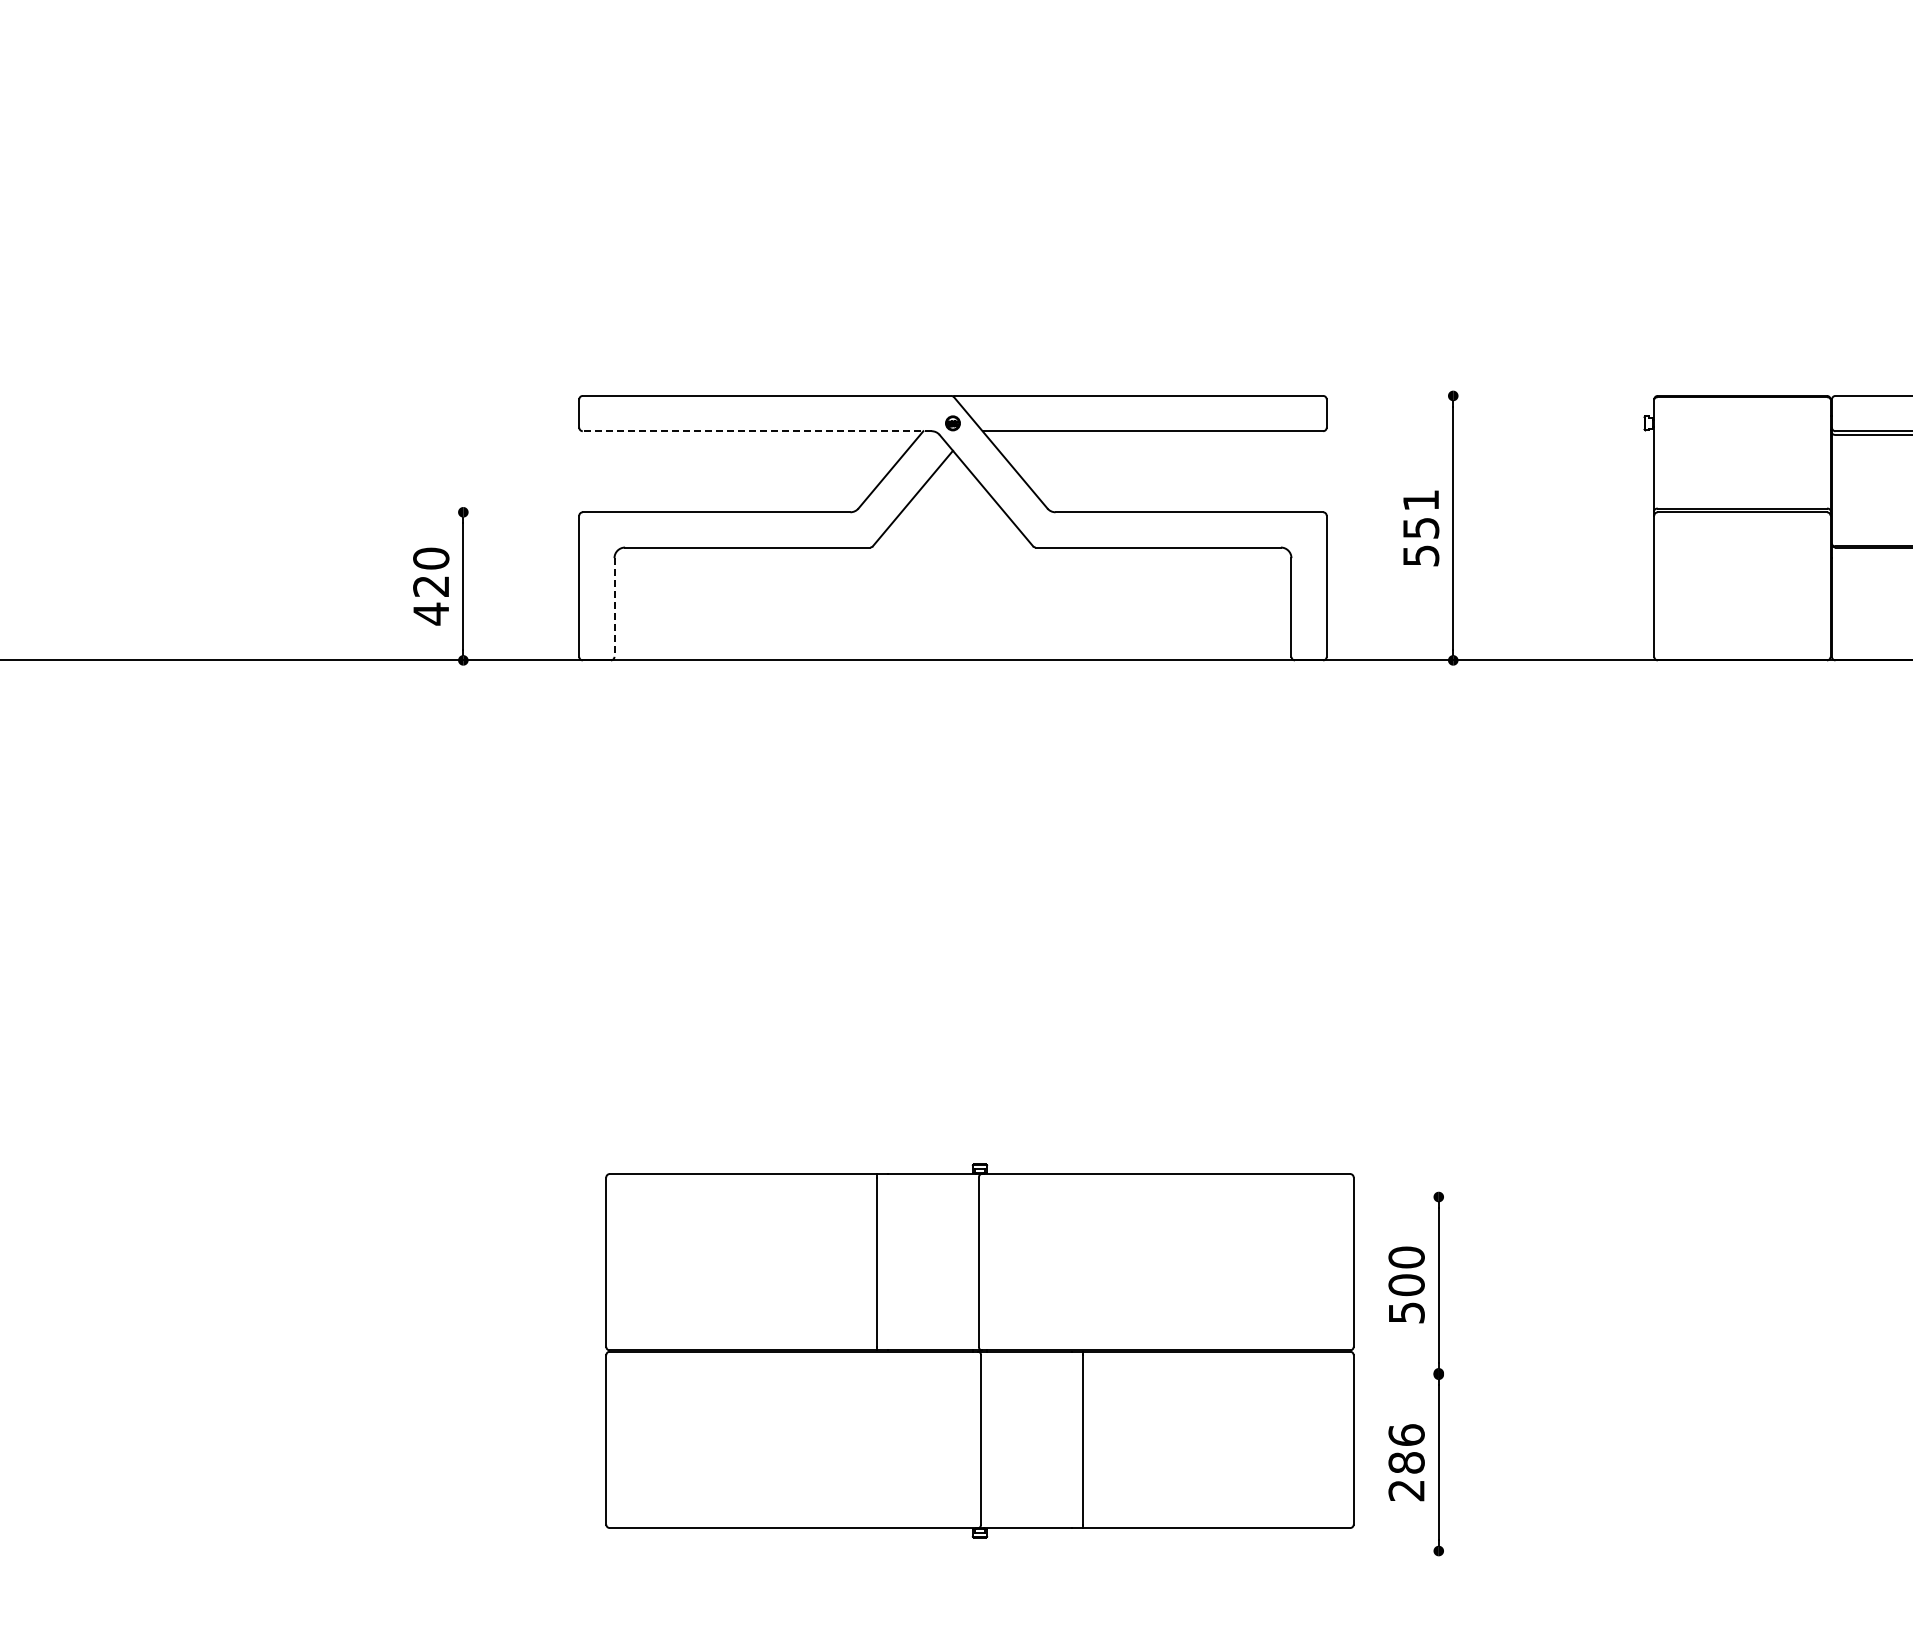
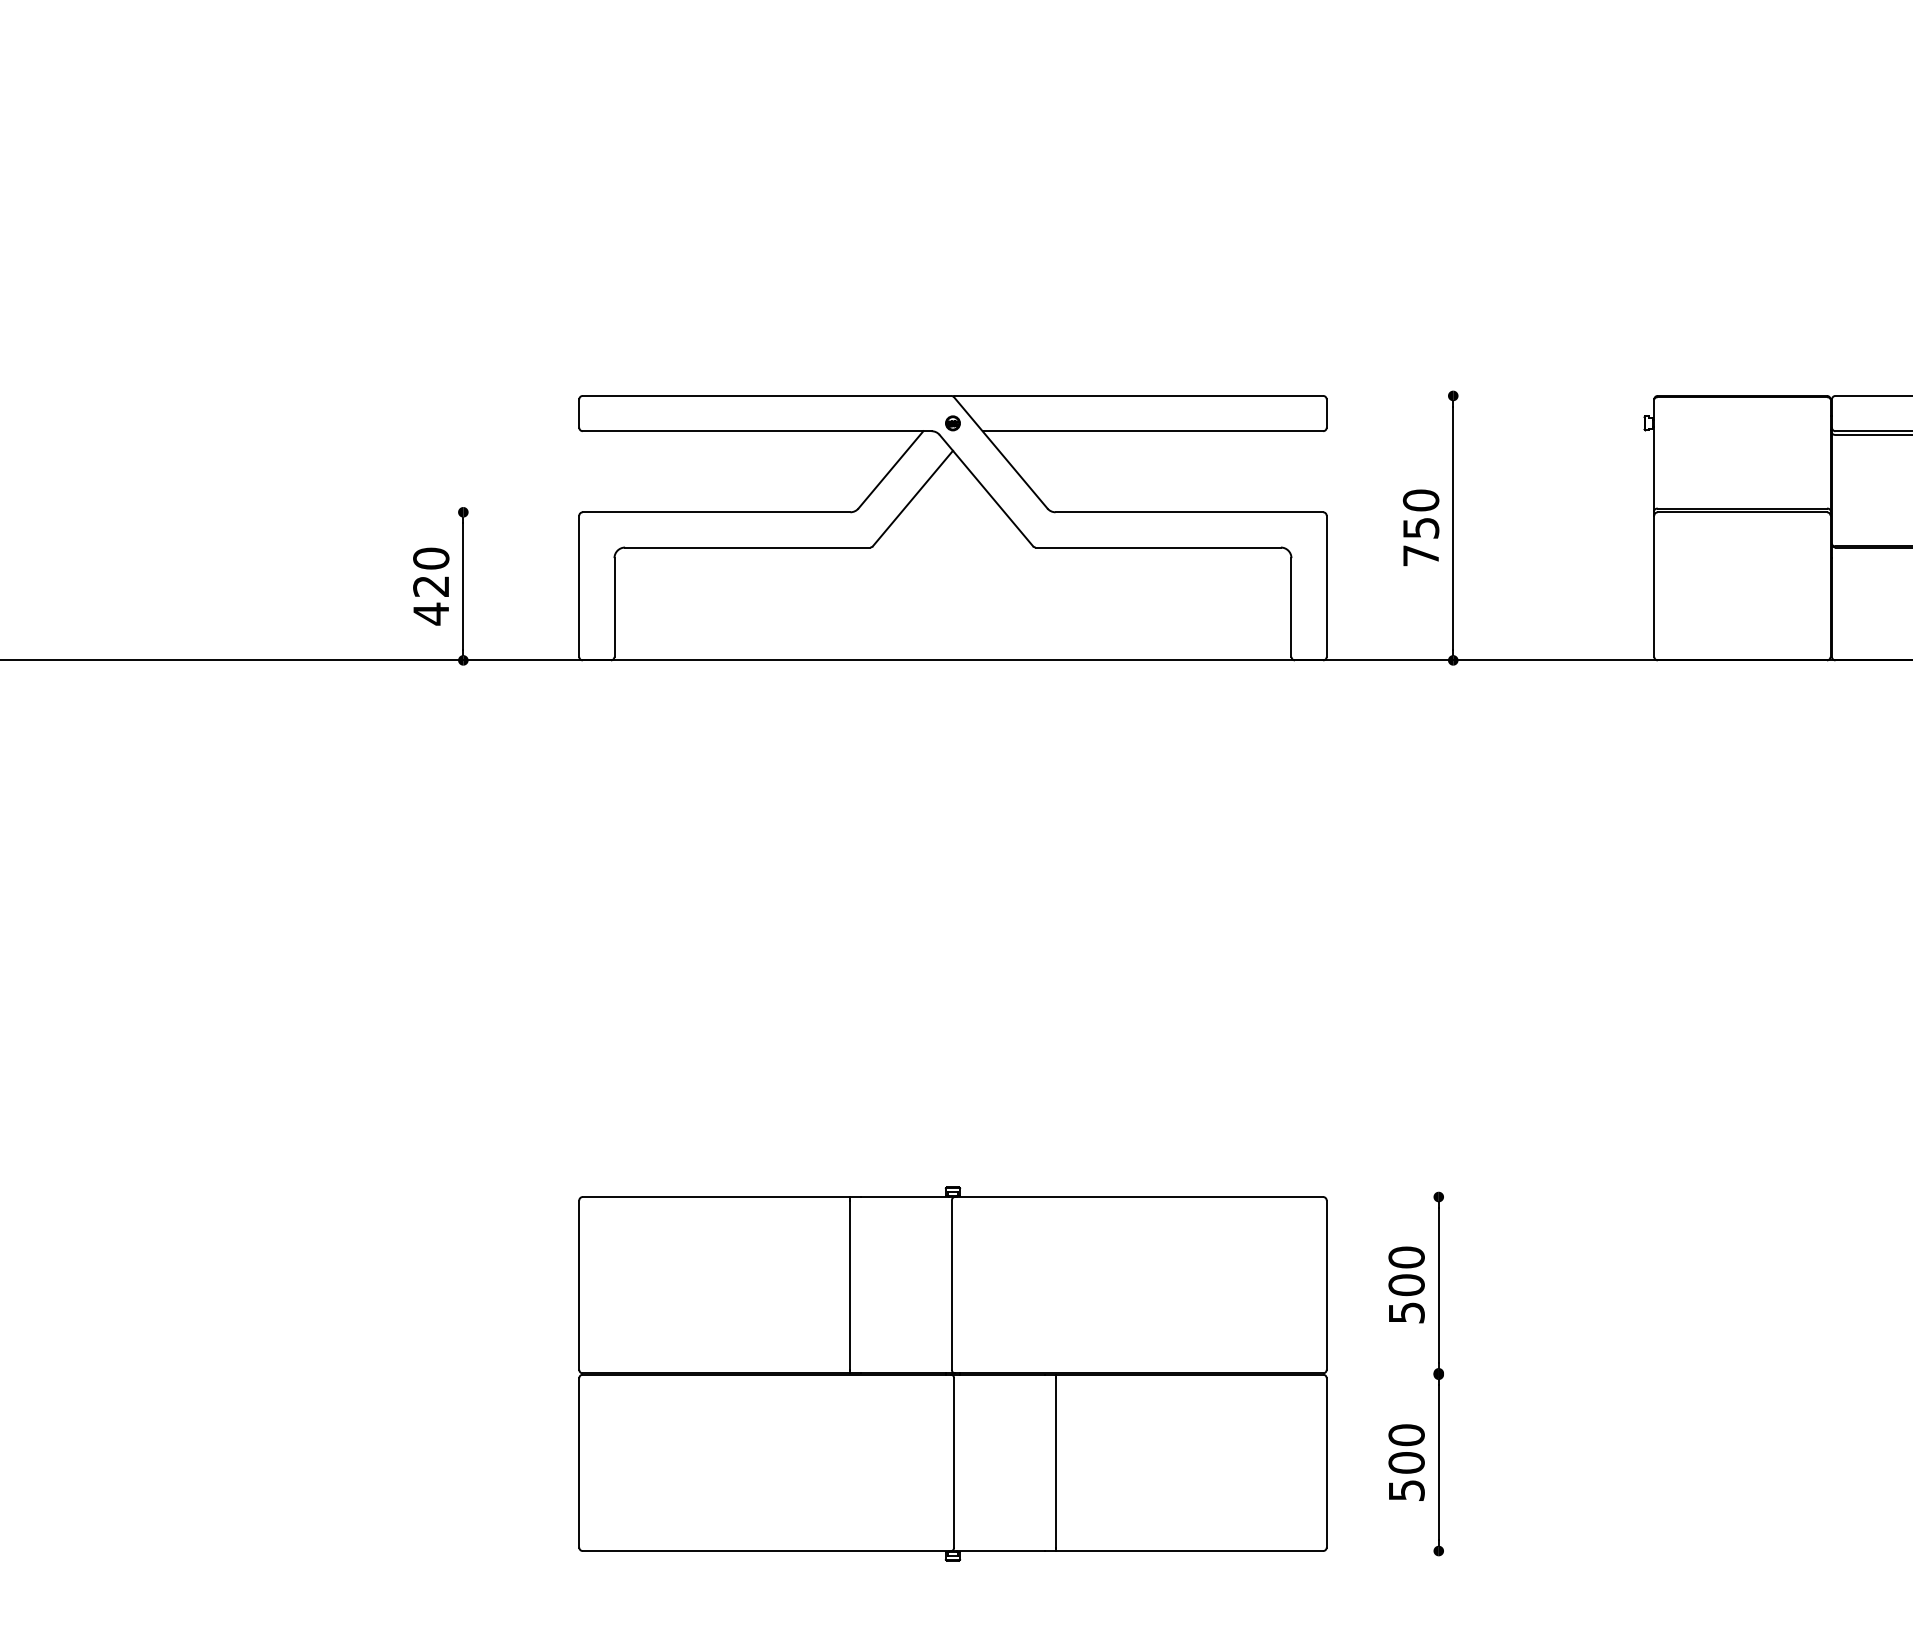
line: dashed -> solid (756, 431)
text: 551 -> 750 (1420, 527)
line: dashed -> solid (614, 608)
part position: (979, 1350) -> (952, 1373) (952, 1373)
text: 286 -> 500 (1406, 1462)
